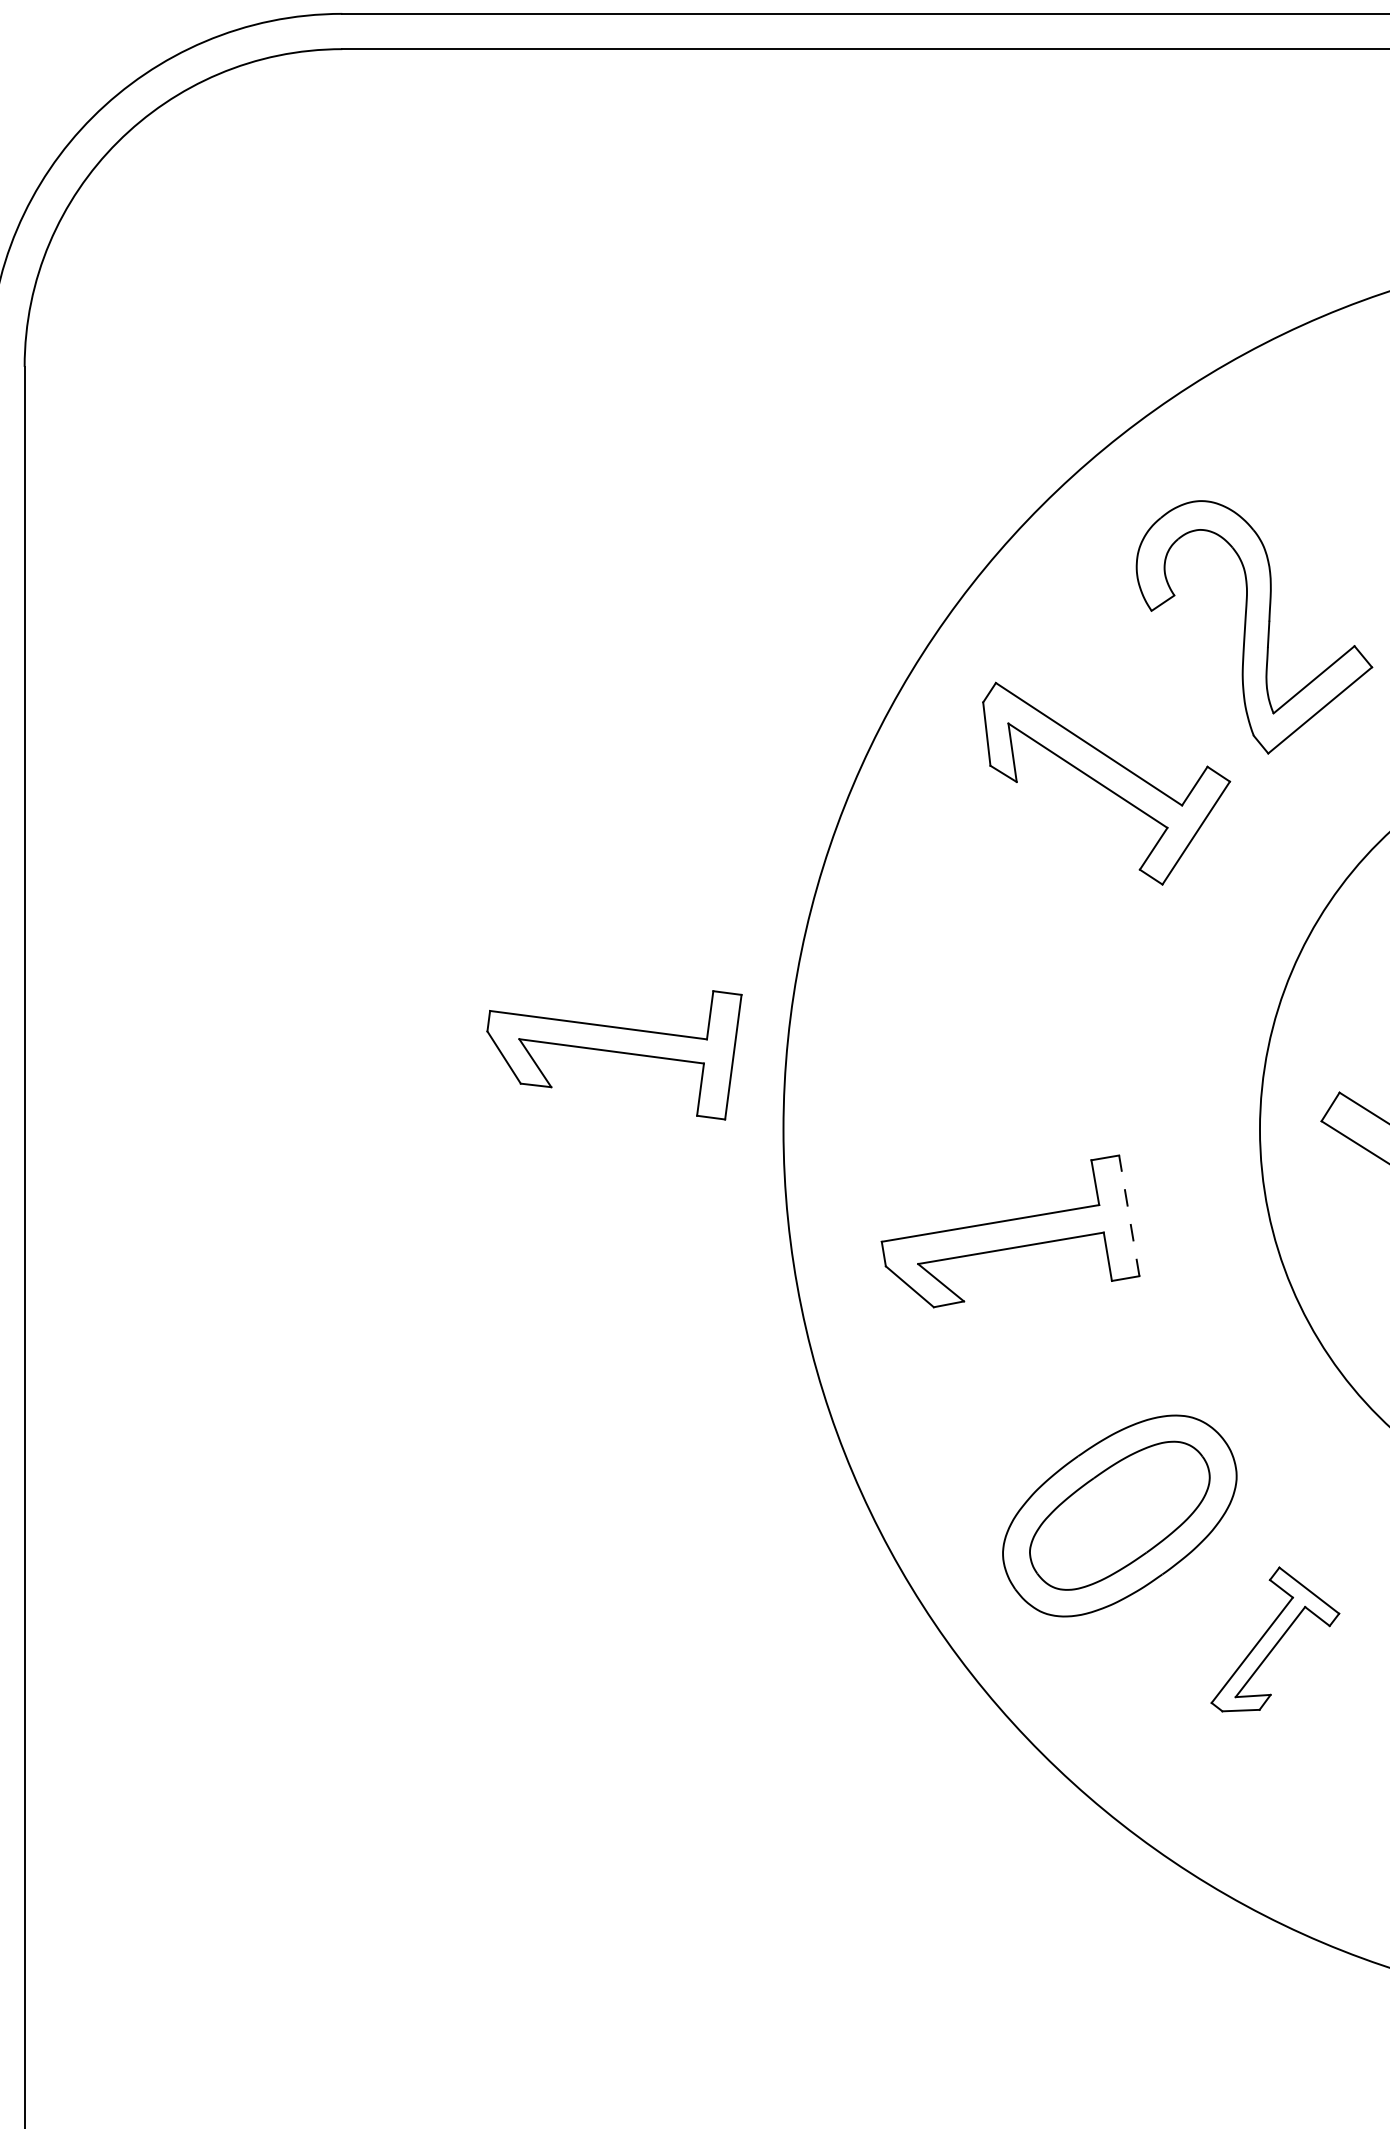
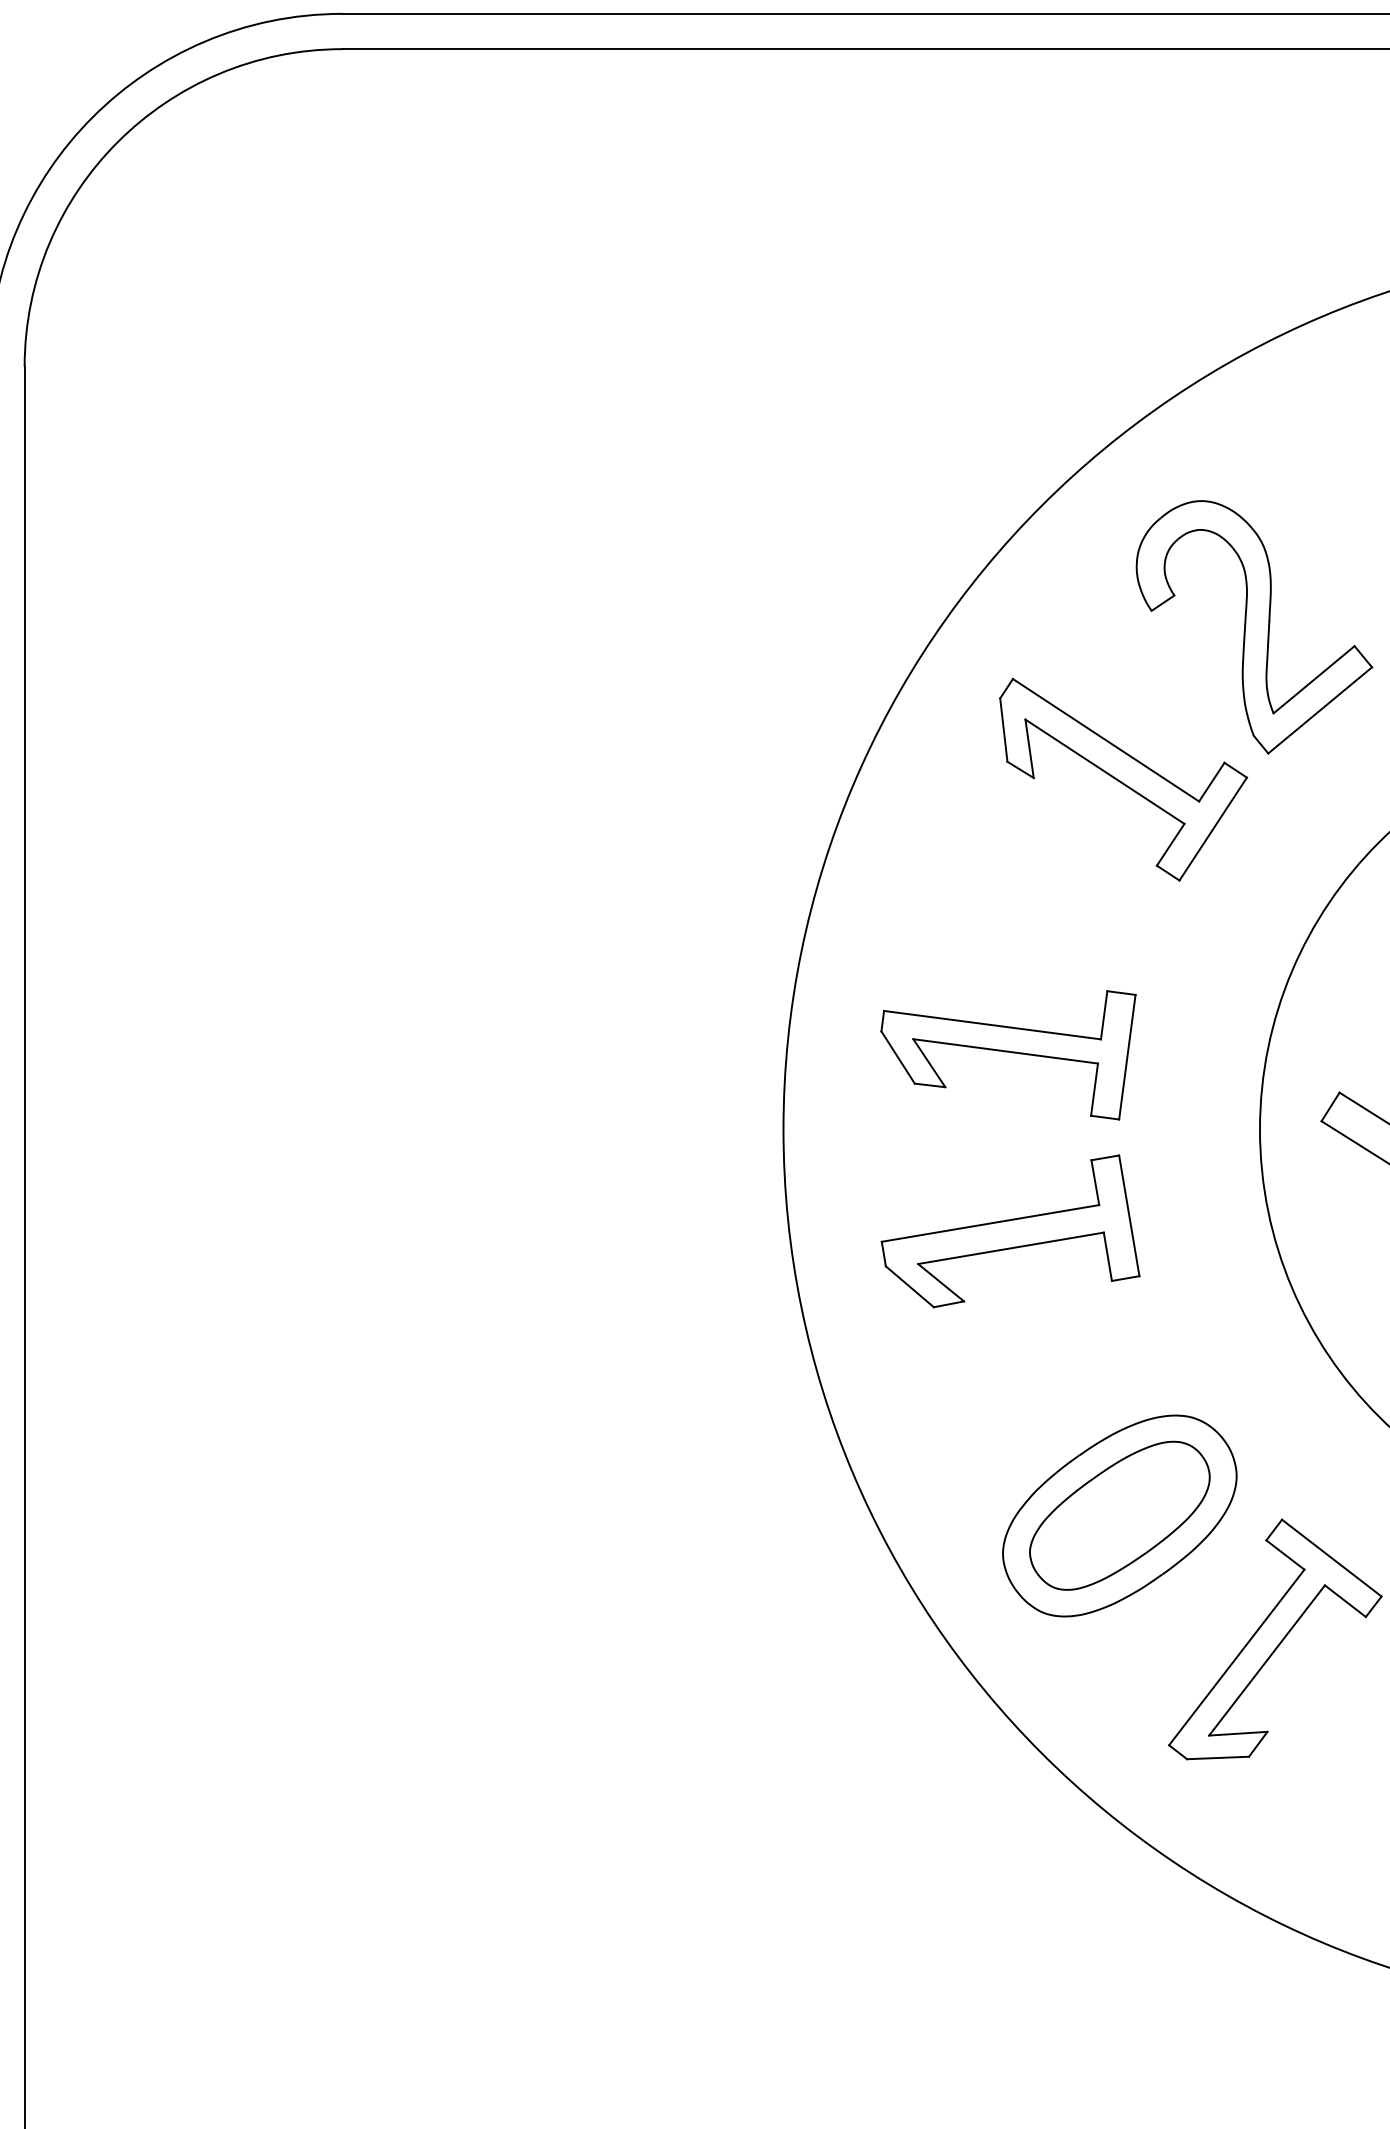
part position: (1106, 783) -> (1123, 779) (1123, 779)
part position: (614, 1055) -> (1008, 1055) (1008, 1055)
line: dashed -> solid (1129, 1215)
part size: 131x147 px -> 215x243 px (1275, 1639)
